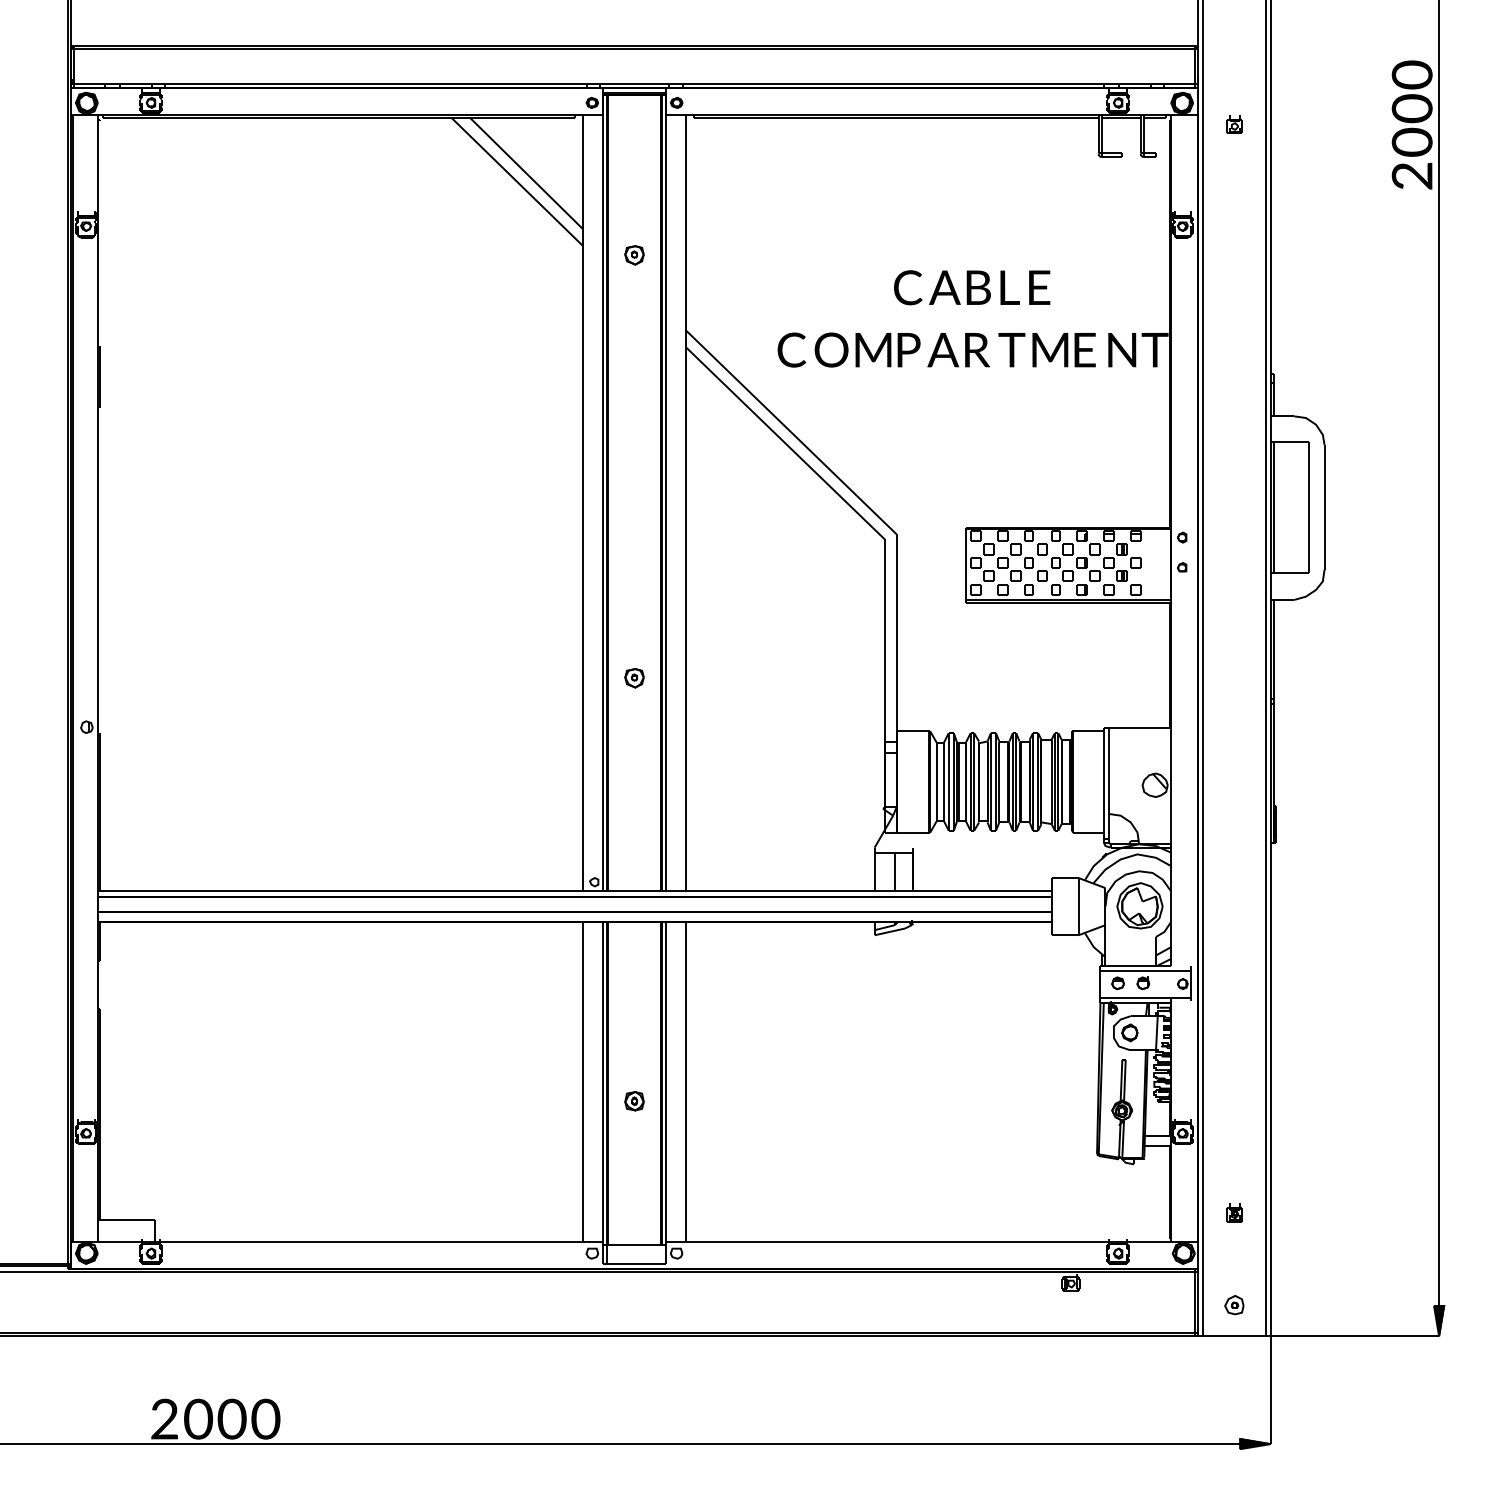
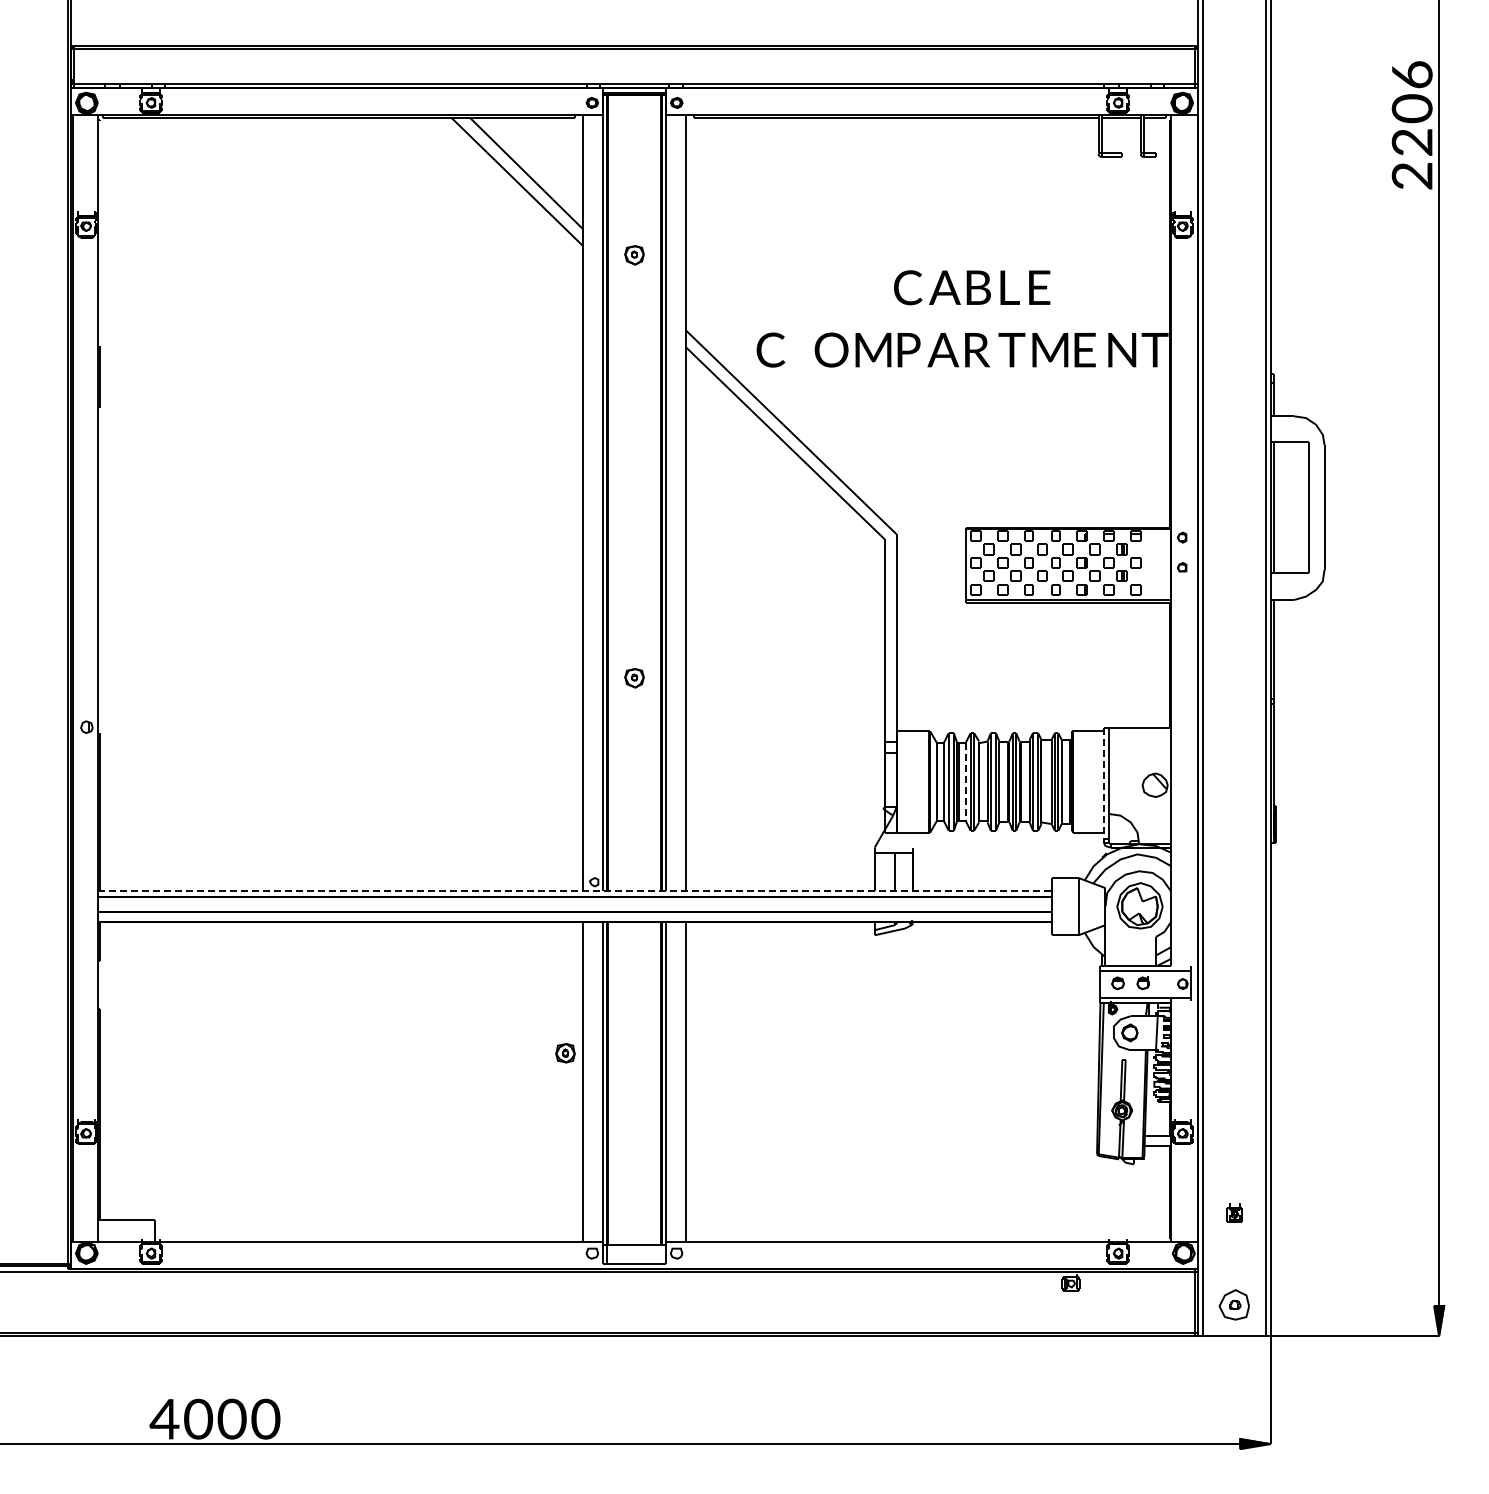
text: 0 -> 6 (1411, 74)
part: present -> none (1234, 124)
text: 0 -> 2 (1412, 141)
text position: (791, 349) -> (770, 349) (770, 349)
line: solid -> dashed (965, 781)
line: solid -> dashed (1103, 783)
line: solid -> dashed (574, 891)
part position: (634, 1101) -> (565, 1053) (565, 1053)
part size: 21x21 px -> 32x32 px (1233, 1304)
text: 2 -> 4 (164, 1418)
